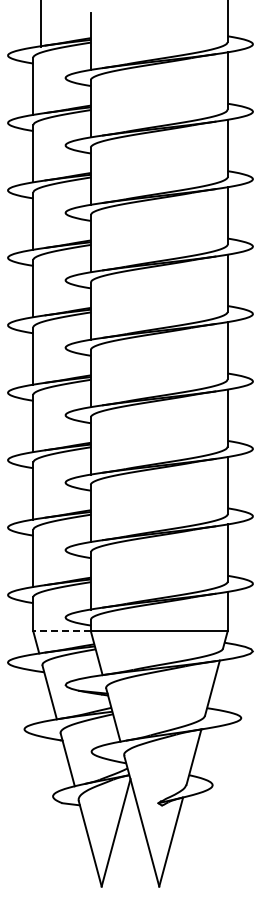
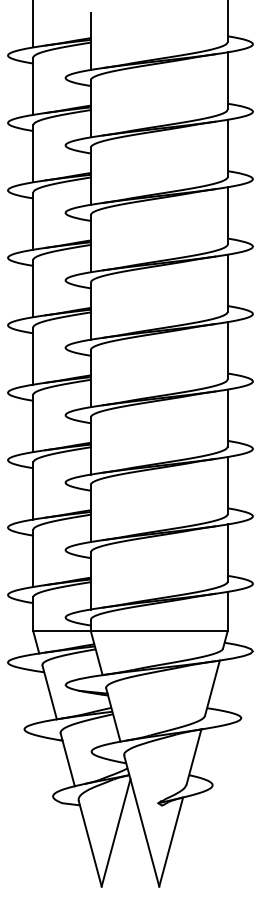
line position: (41, 24) -> (33, 24) (33, 24)
line: dashed -> solid (62, 631)
